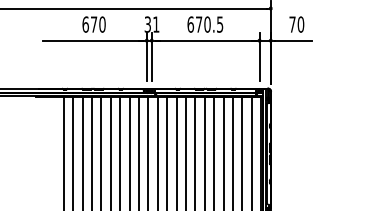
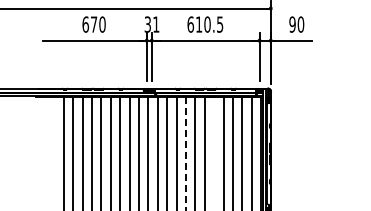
text: 670.5 -> 610.5 (199, 24)
text: 70 -> 90 (292, 24)
line: present -> none (214, 151)
line: solid -> dashed (185, 153)
